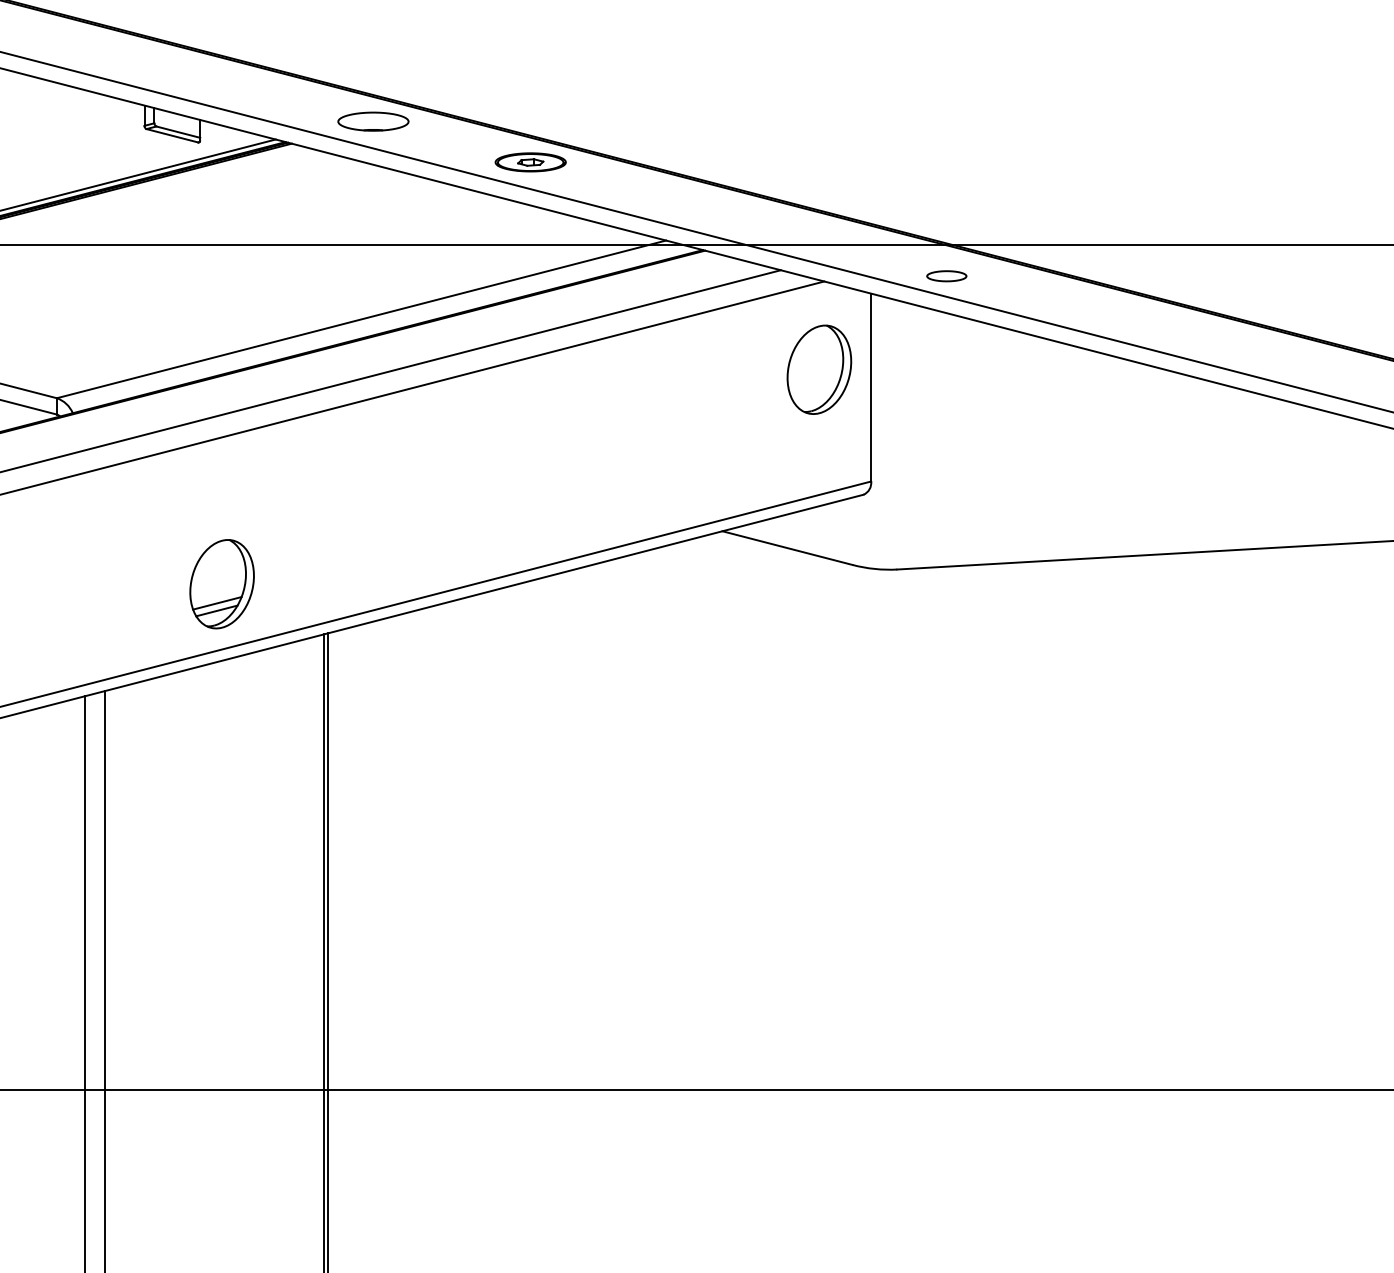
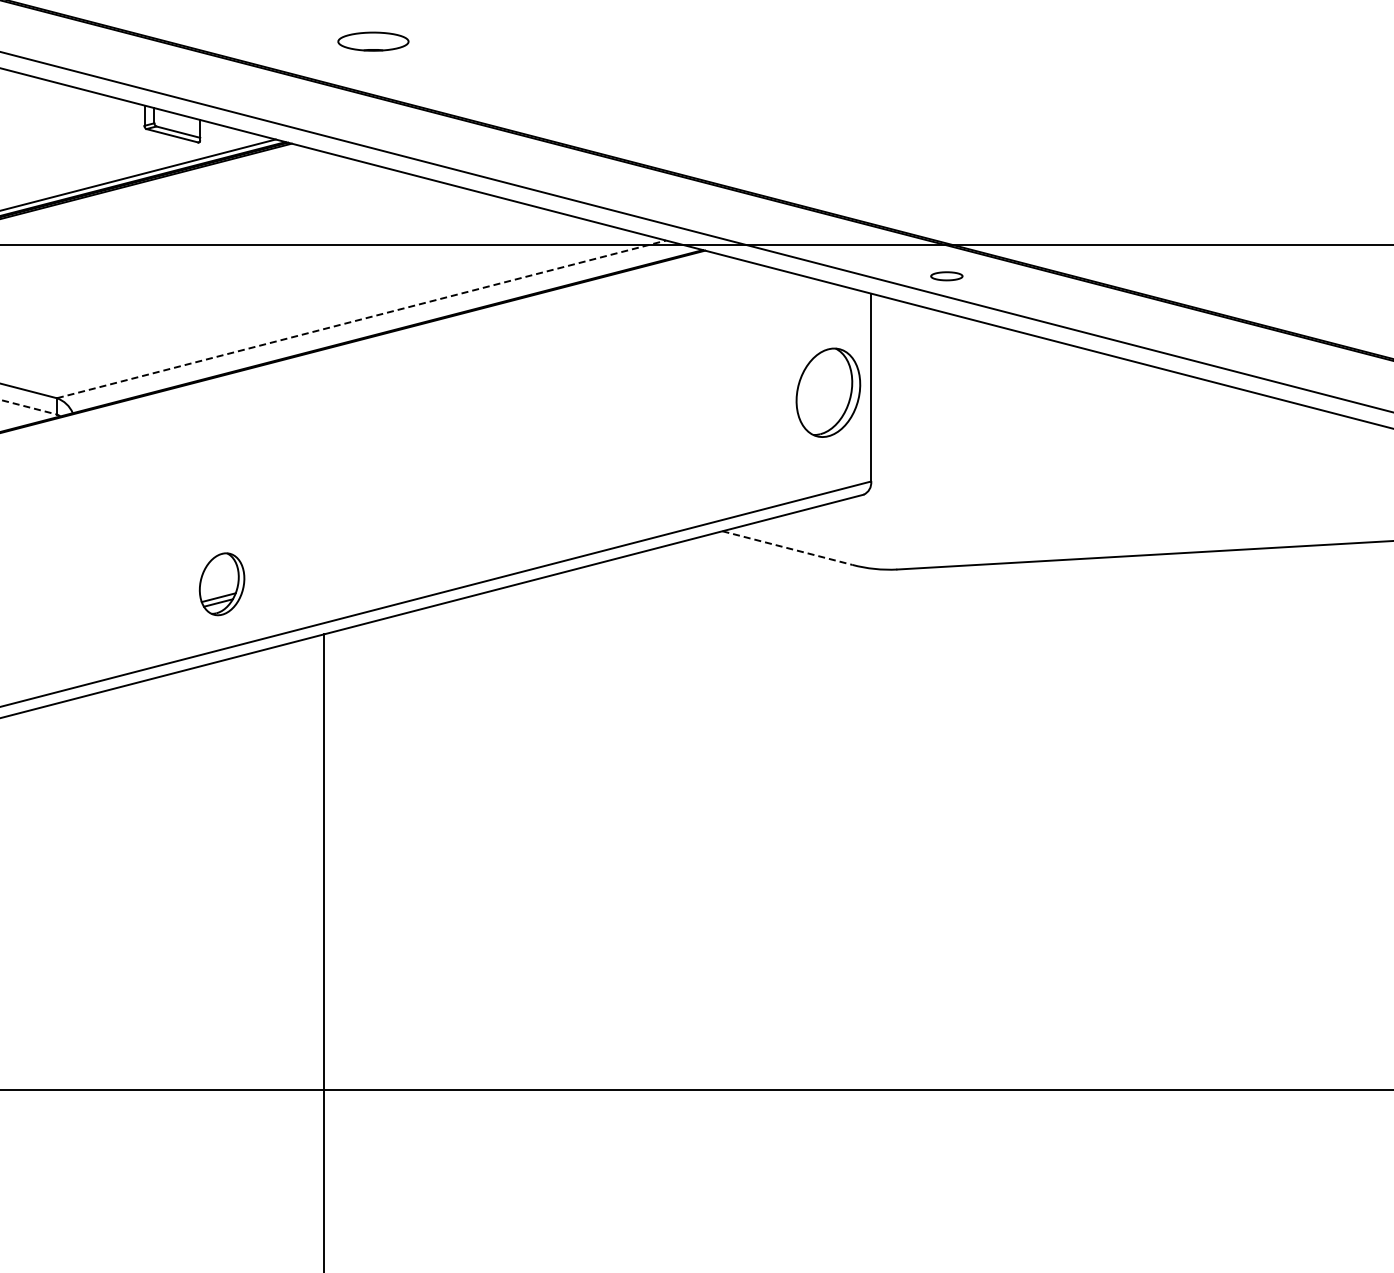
part position: (373, 121) -> (373, 41) (373, 41)
part: present -> none (530, 162)
part size: 42x13 px -> 34x11 px (946, 276)
line: solid -> dashed (361, 319)
part position: (819, 369) -> (828, 392) (828, 392)
line: present -> none (391, 370)
line: present -> none (413, 387)
line: solid -> dashed (28, 407)
line: solid -> dashed (787, 548)
part size: 66x91 px -> 48x65 px (221, 584)
line: present -> none (327, 951)
line: present -> none (104, 980)
line: present -> none (84, 982)
